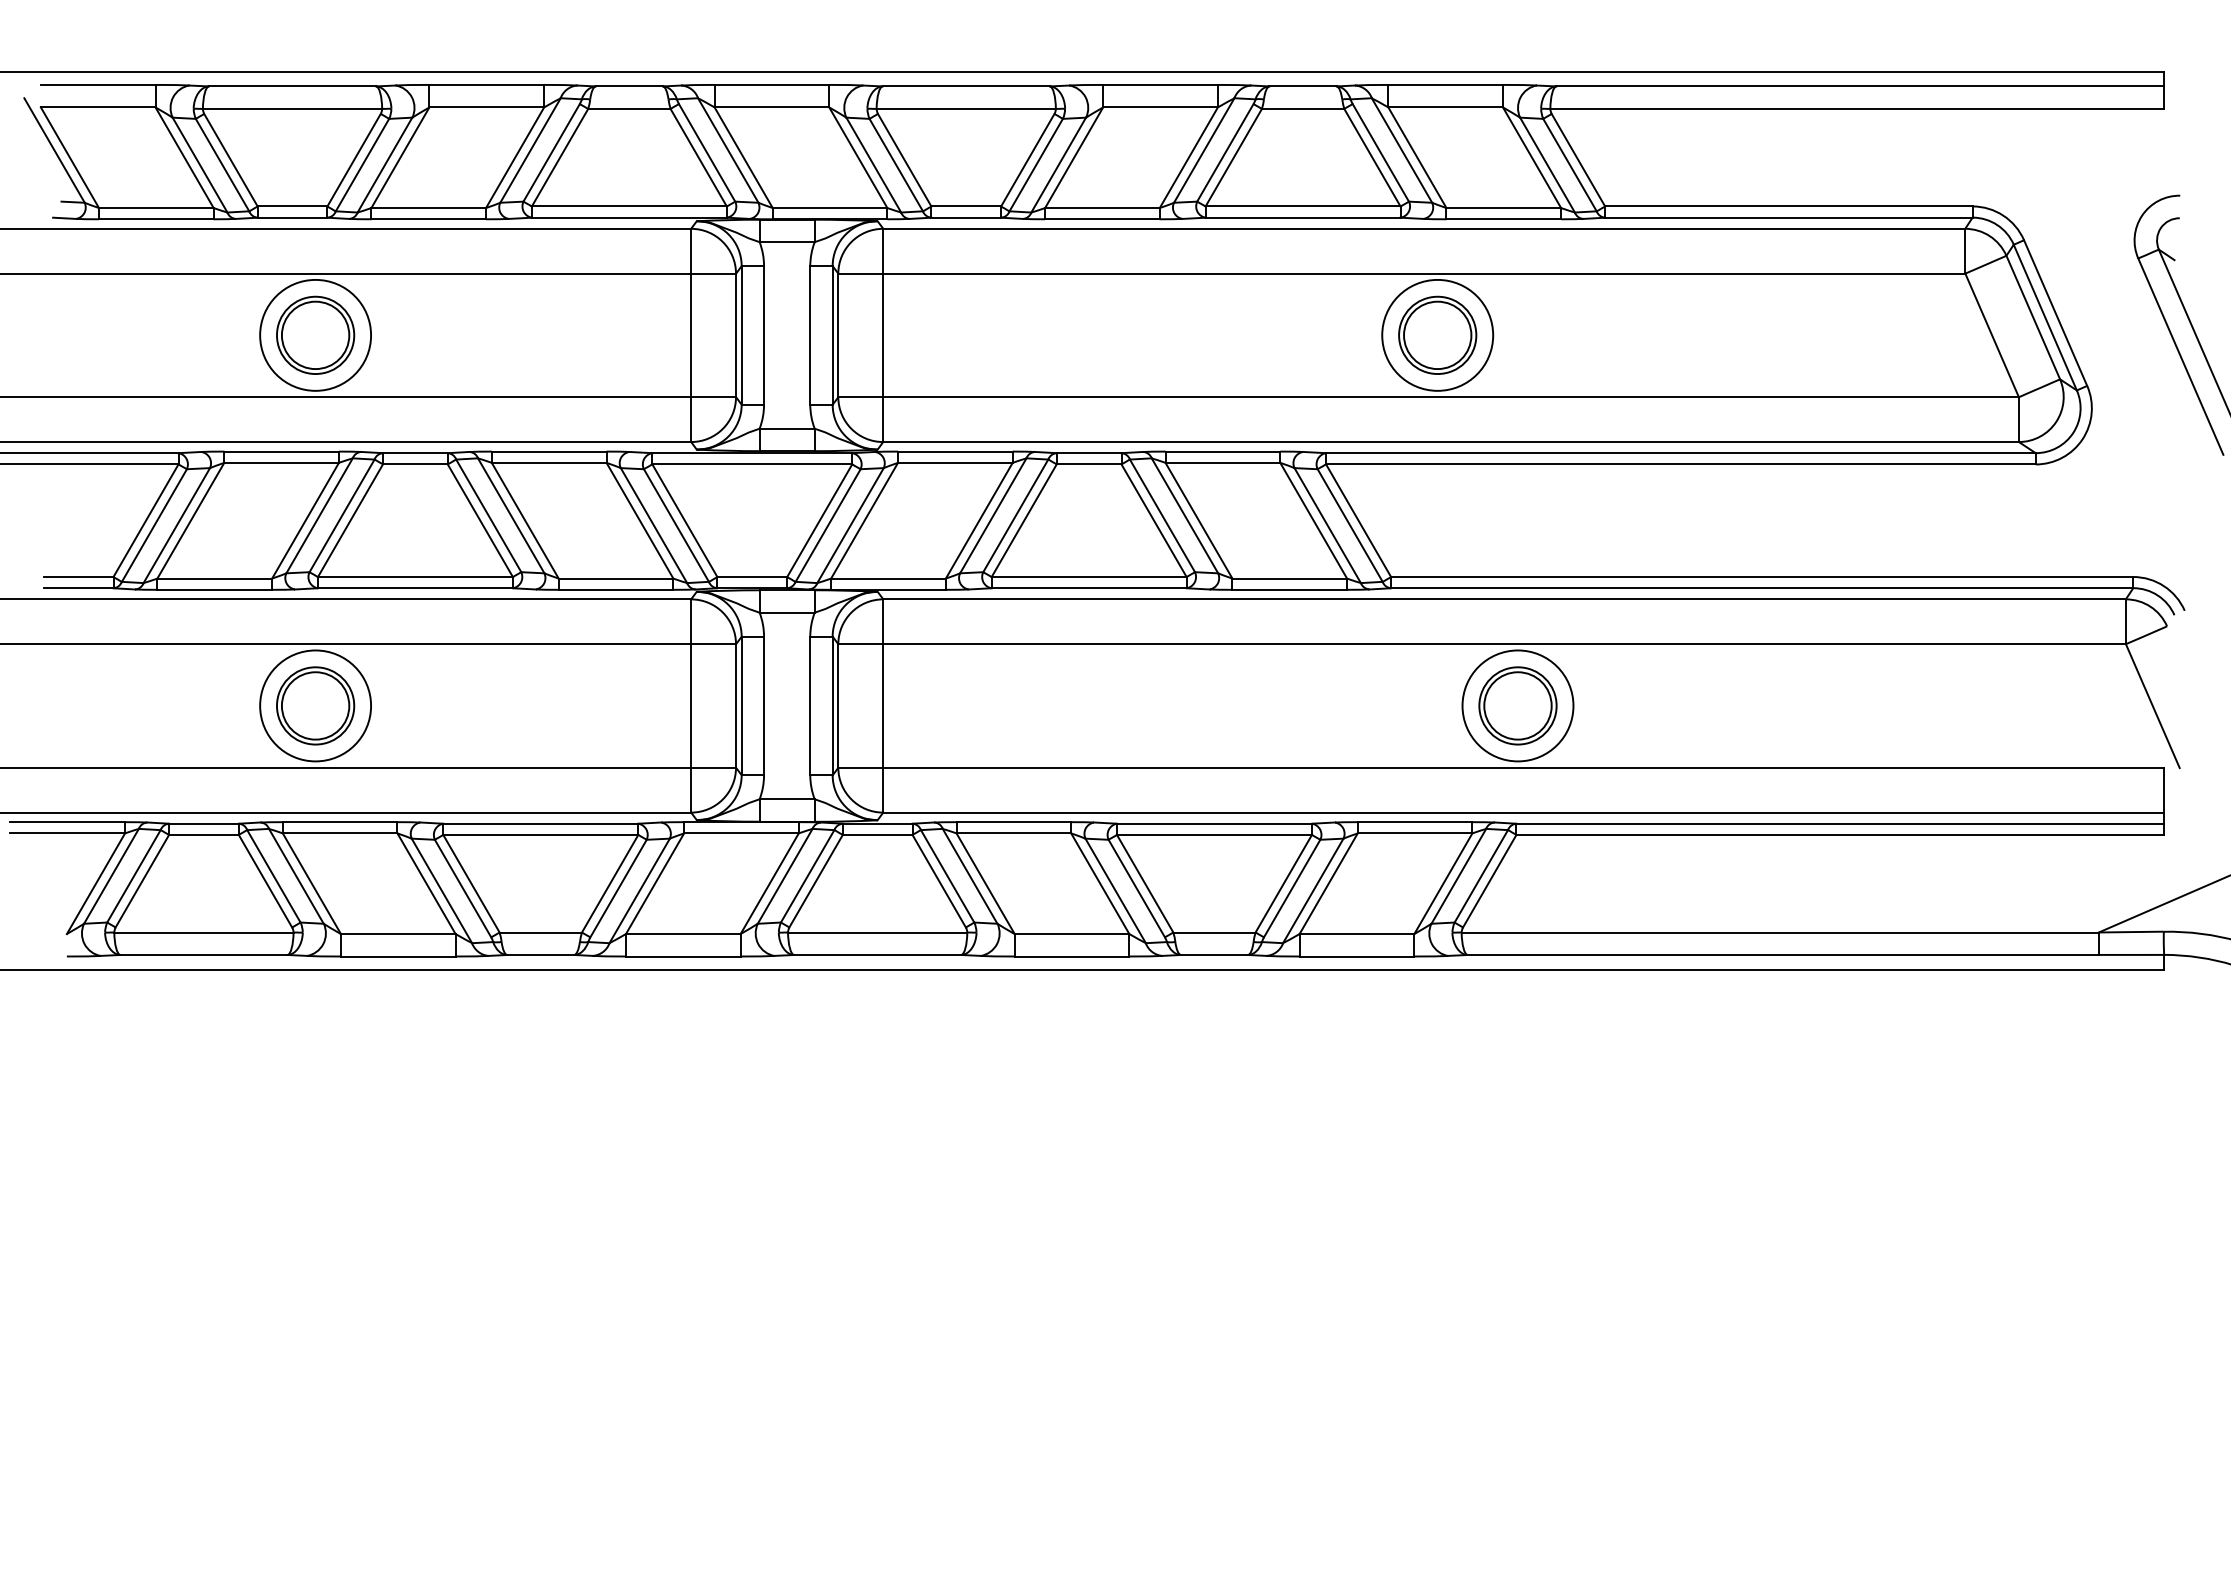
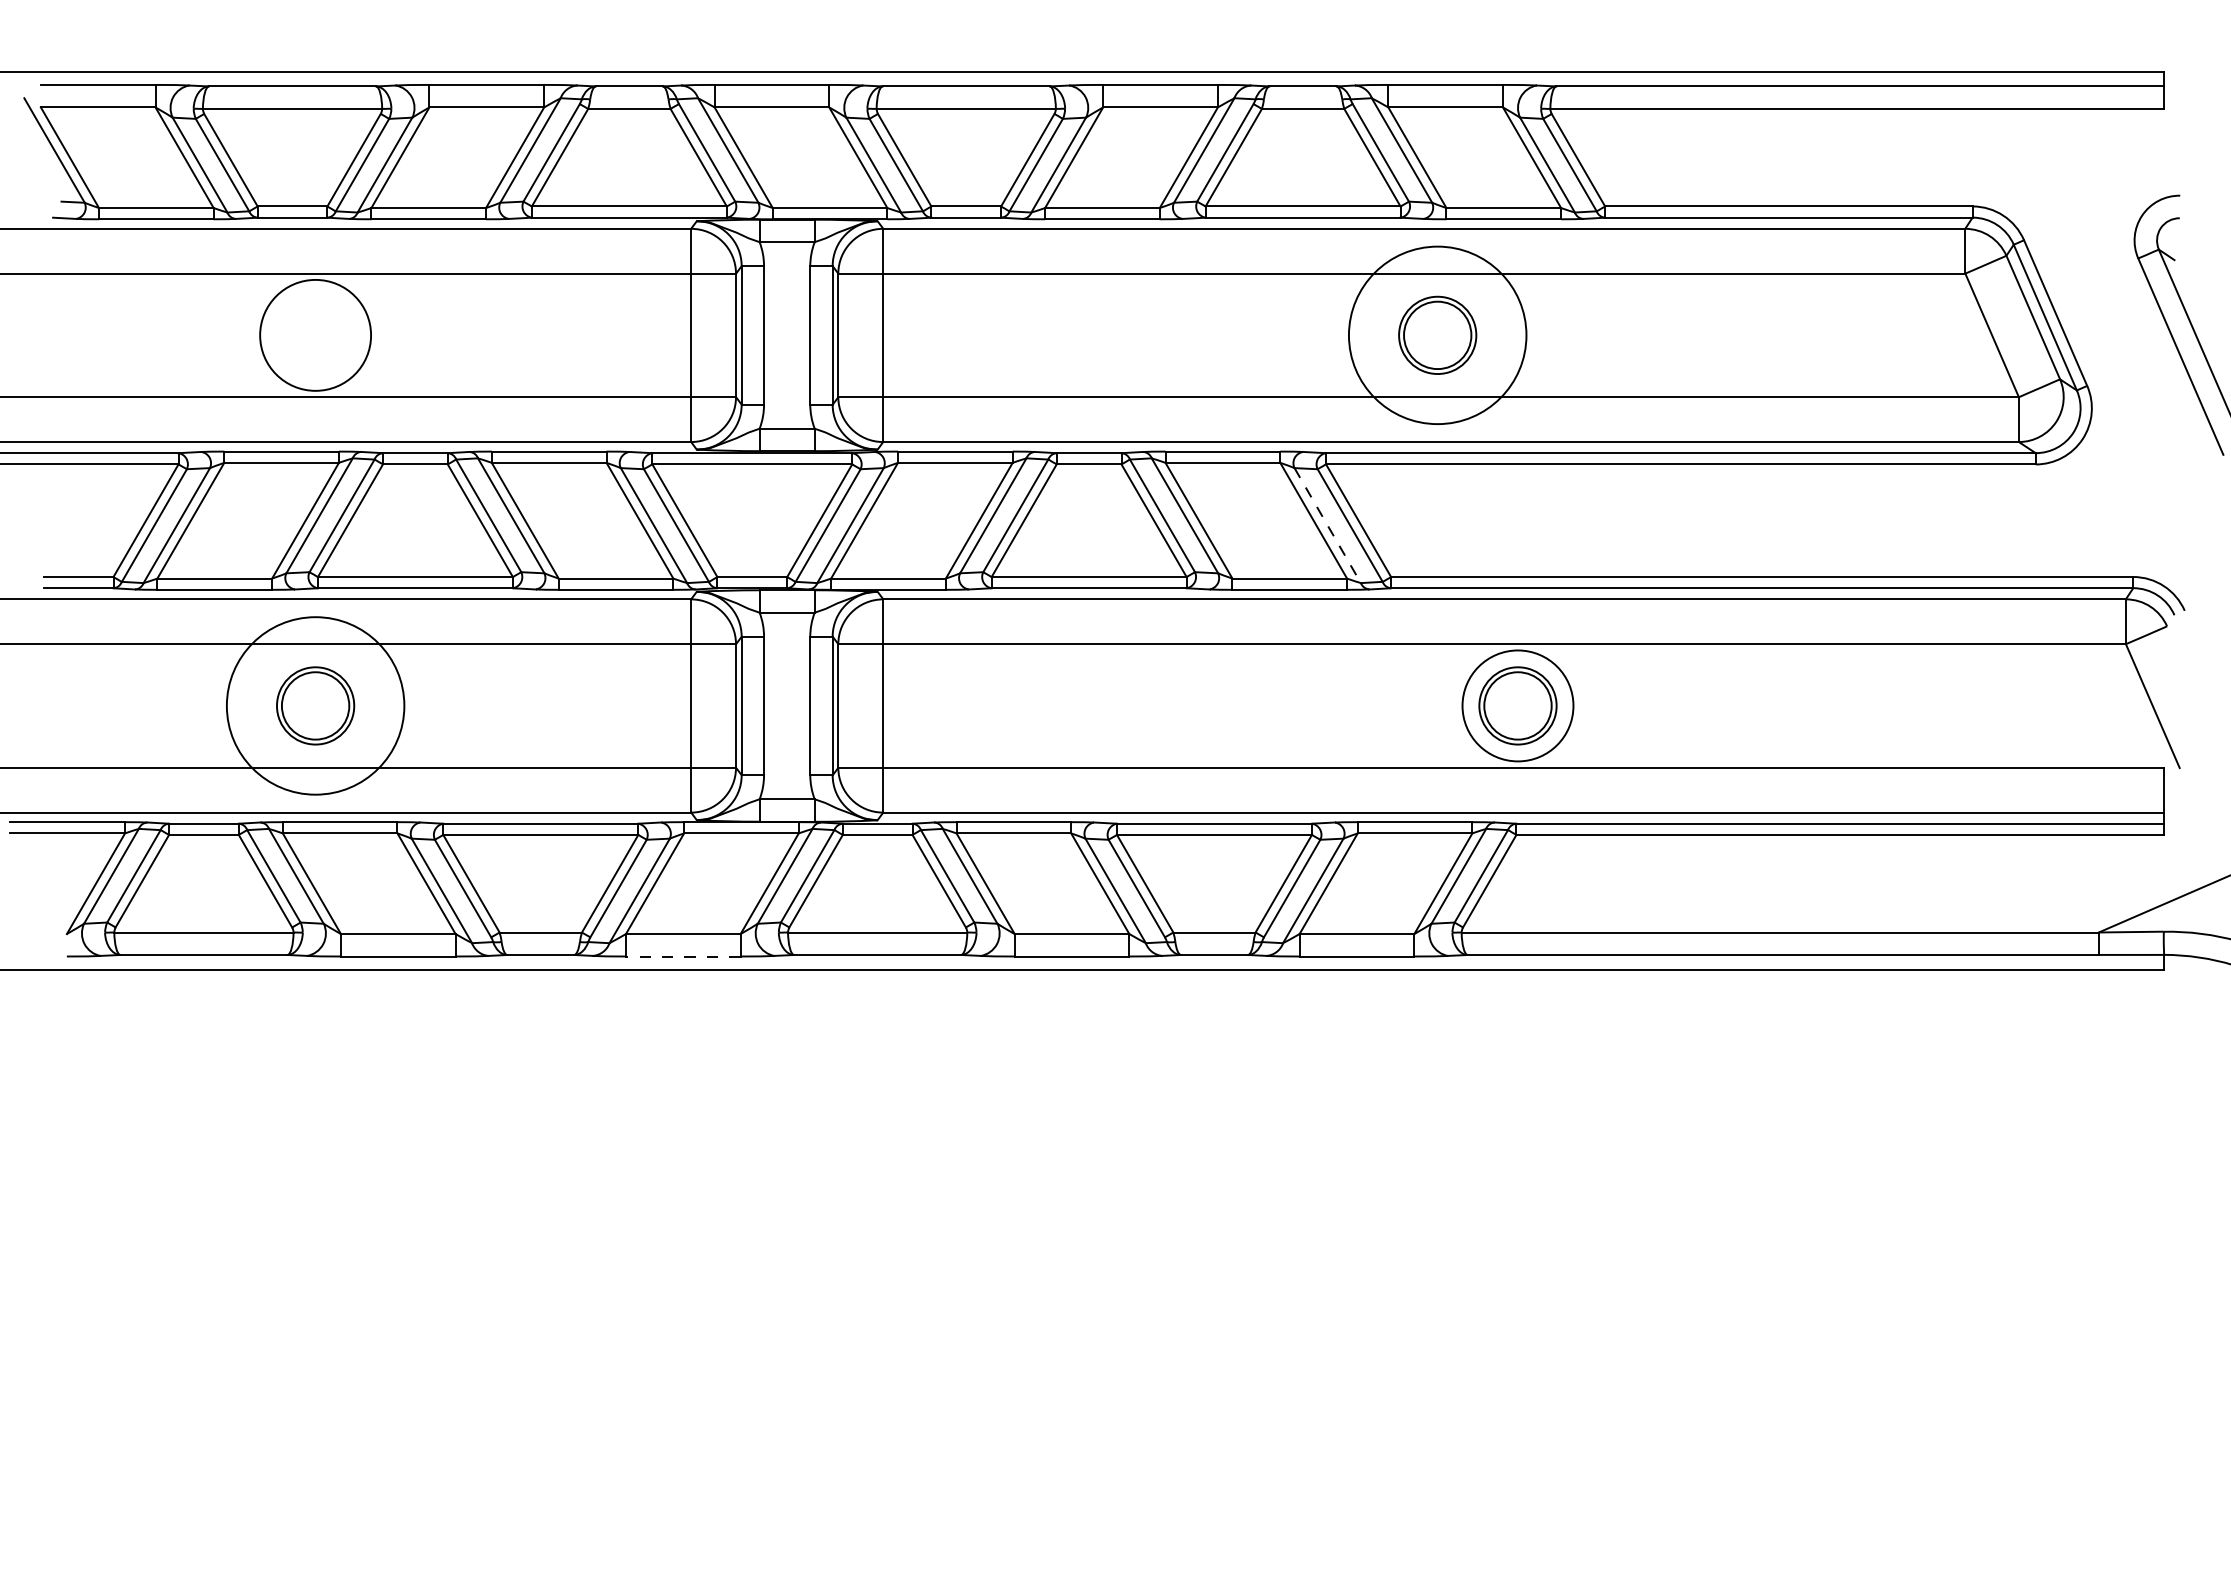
part: present -> none (315, 334)
circle diameter: 111 px -> 178 px (1437, 335)
line: solid -> dashed (1327, 526)
circle diameter: 111 px -> 178 px (315, 705)
line: solid -> dashed (682, 956)
